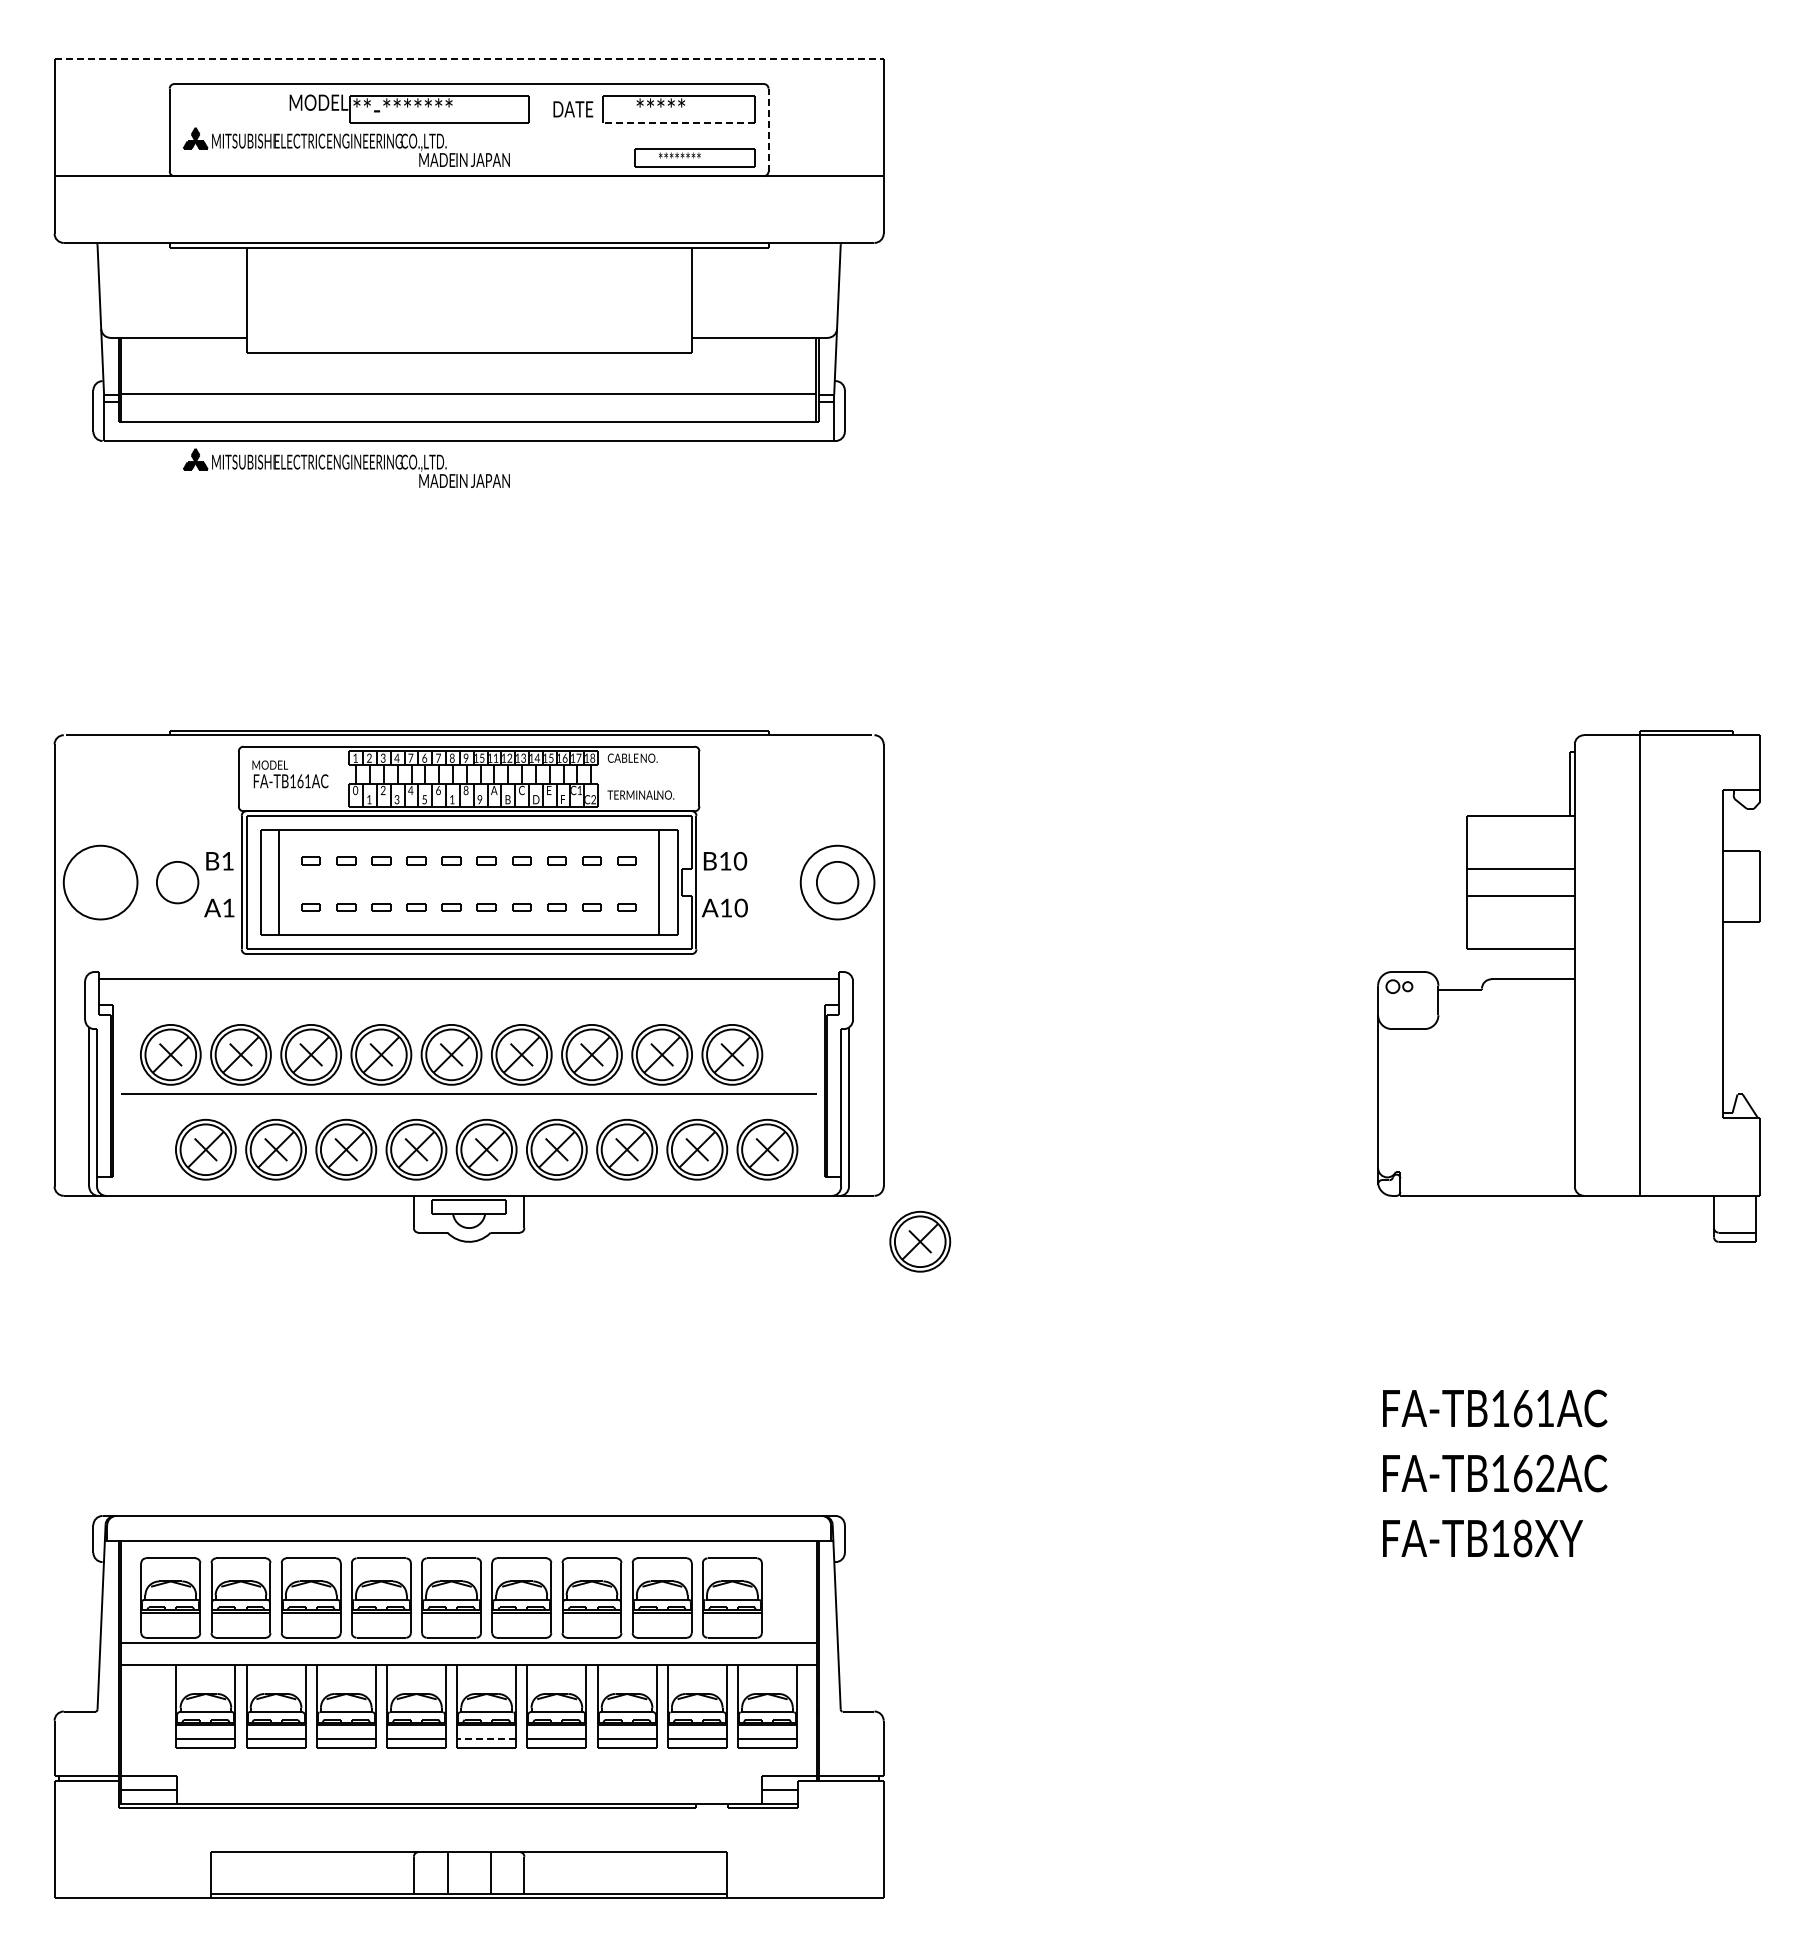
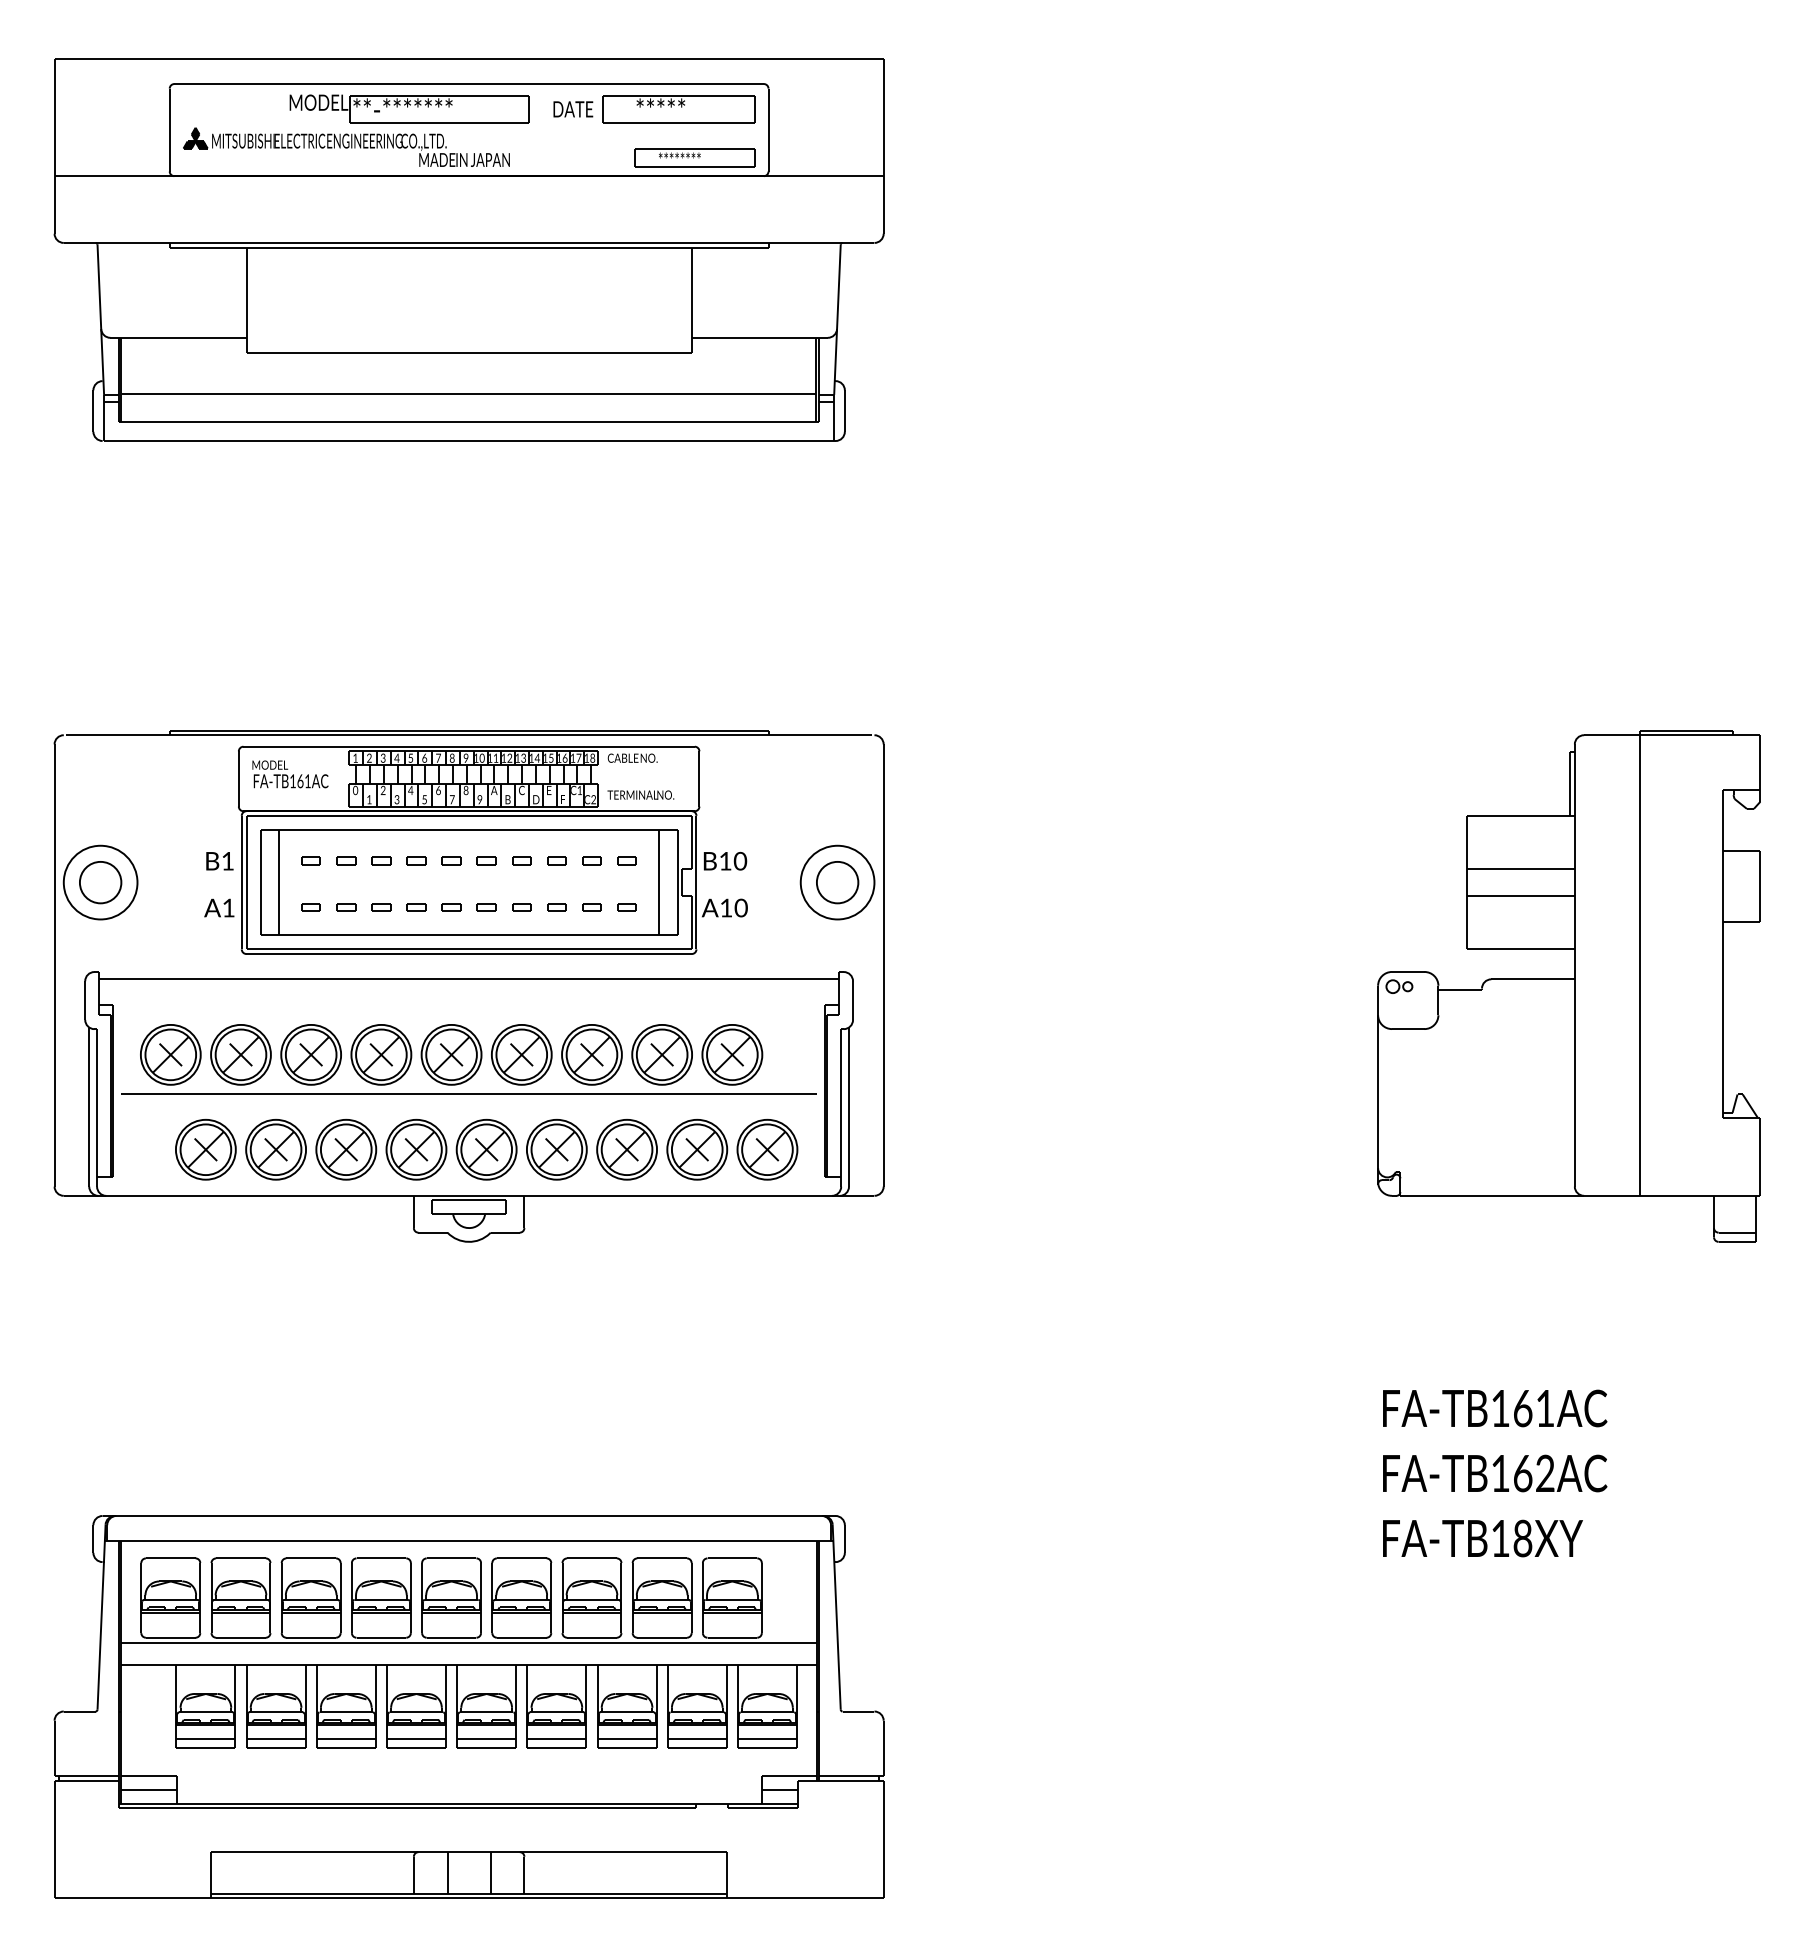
line: dashed -> solid (469, 58)
line: dashed -> solid (678, 123)
line: dashed -> solid (768, 129)
part: present -> none (346, 467)
text: 7 -> 5 (410, 757)
text: 15 -> 10 (481, 757)
text: 1 -> 7 (451, 799)
part position: (177, 882) -> (100, 882) (100, 882)
part: present -> none (920, 1241)
line: dashed -> solid (486, 1739)
